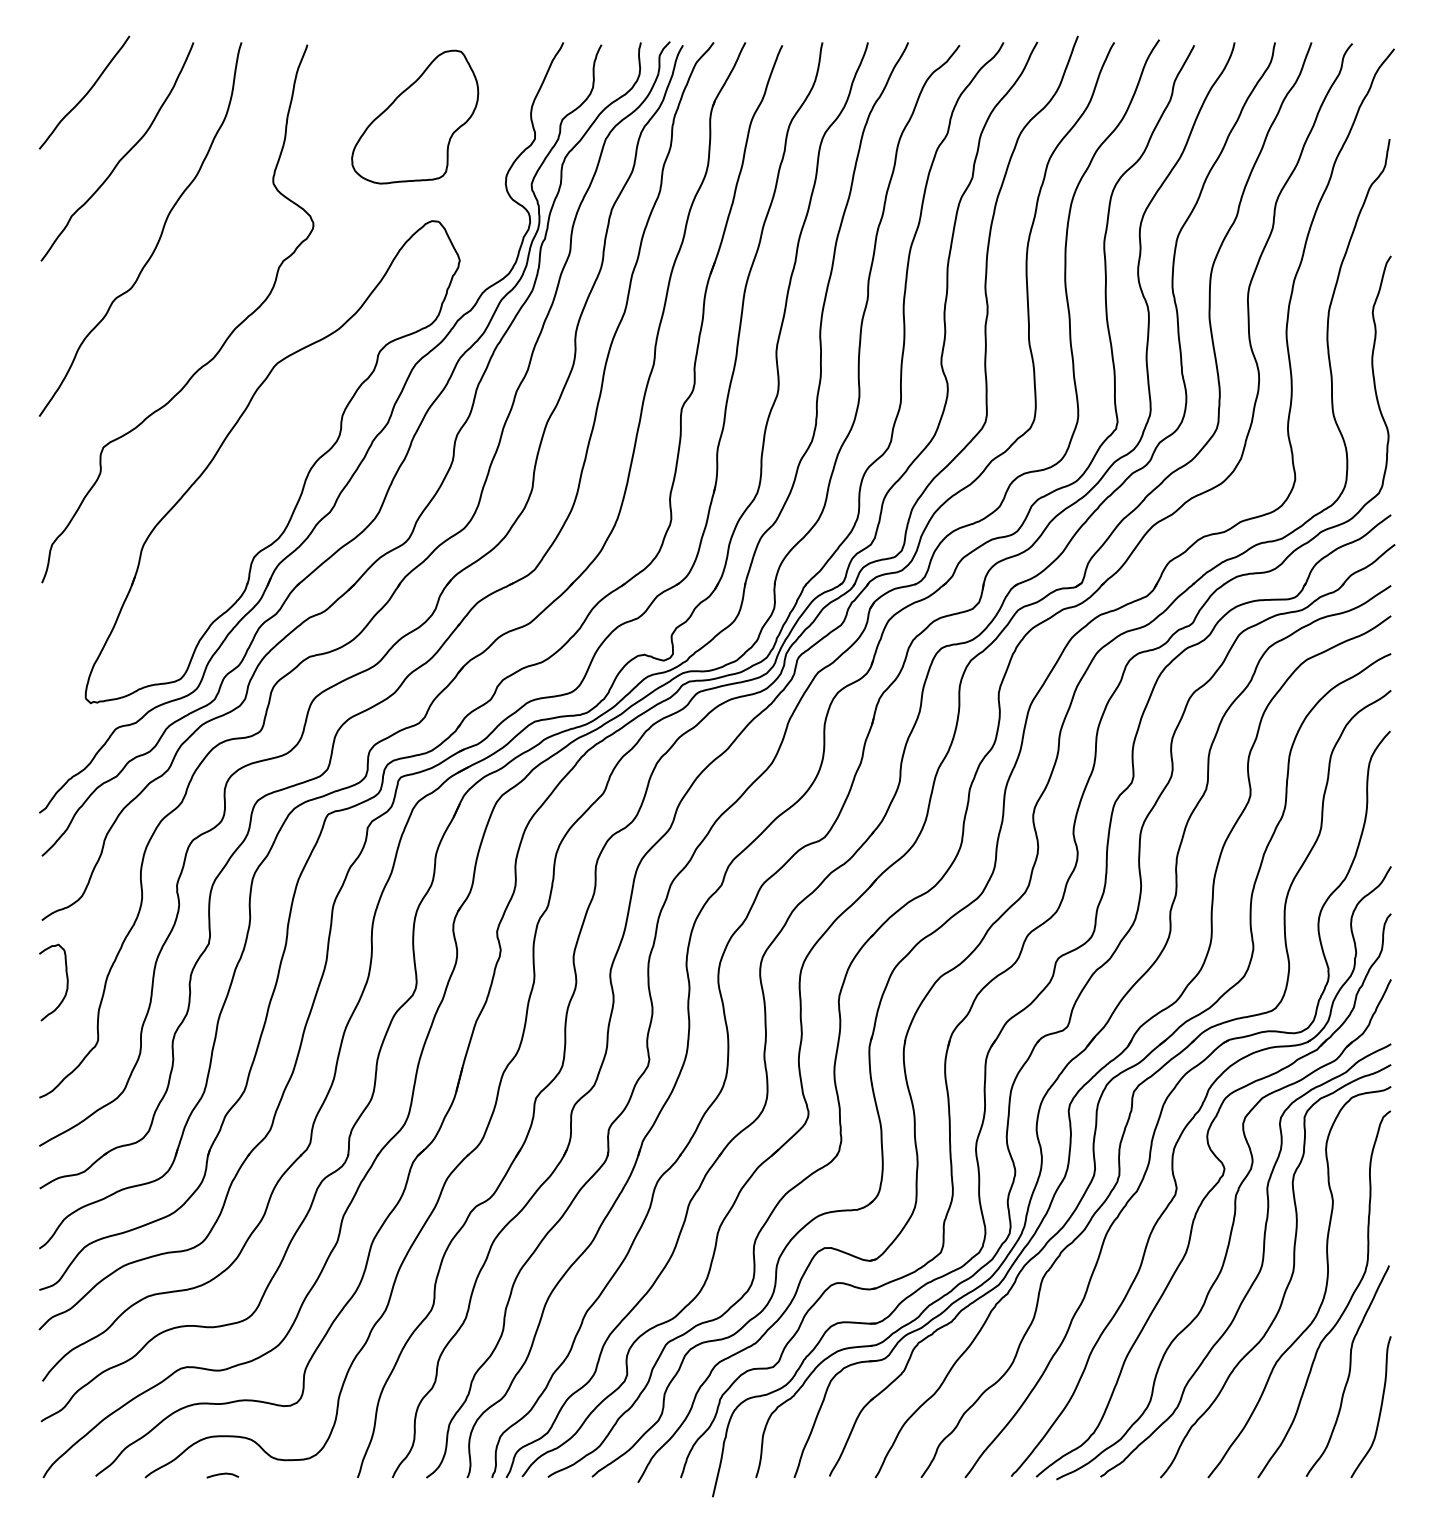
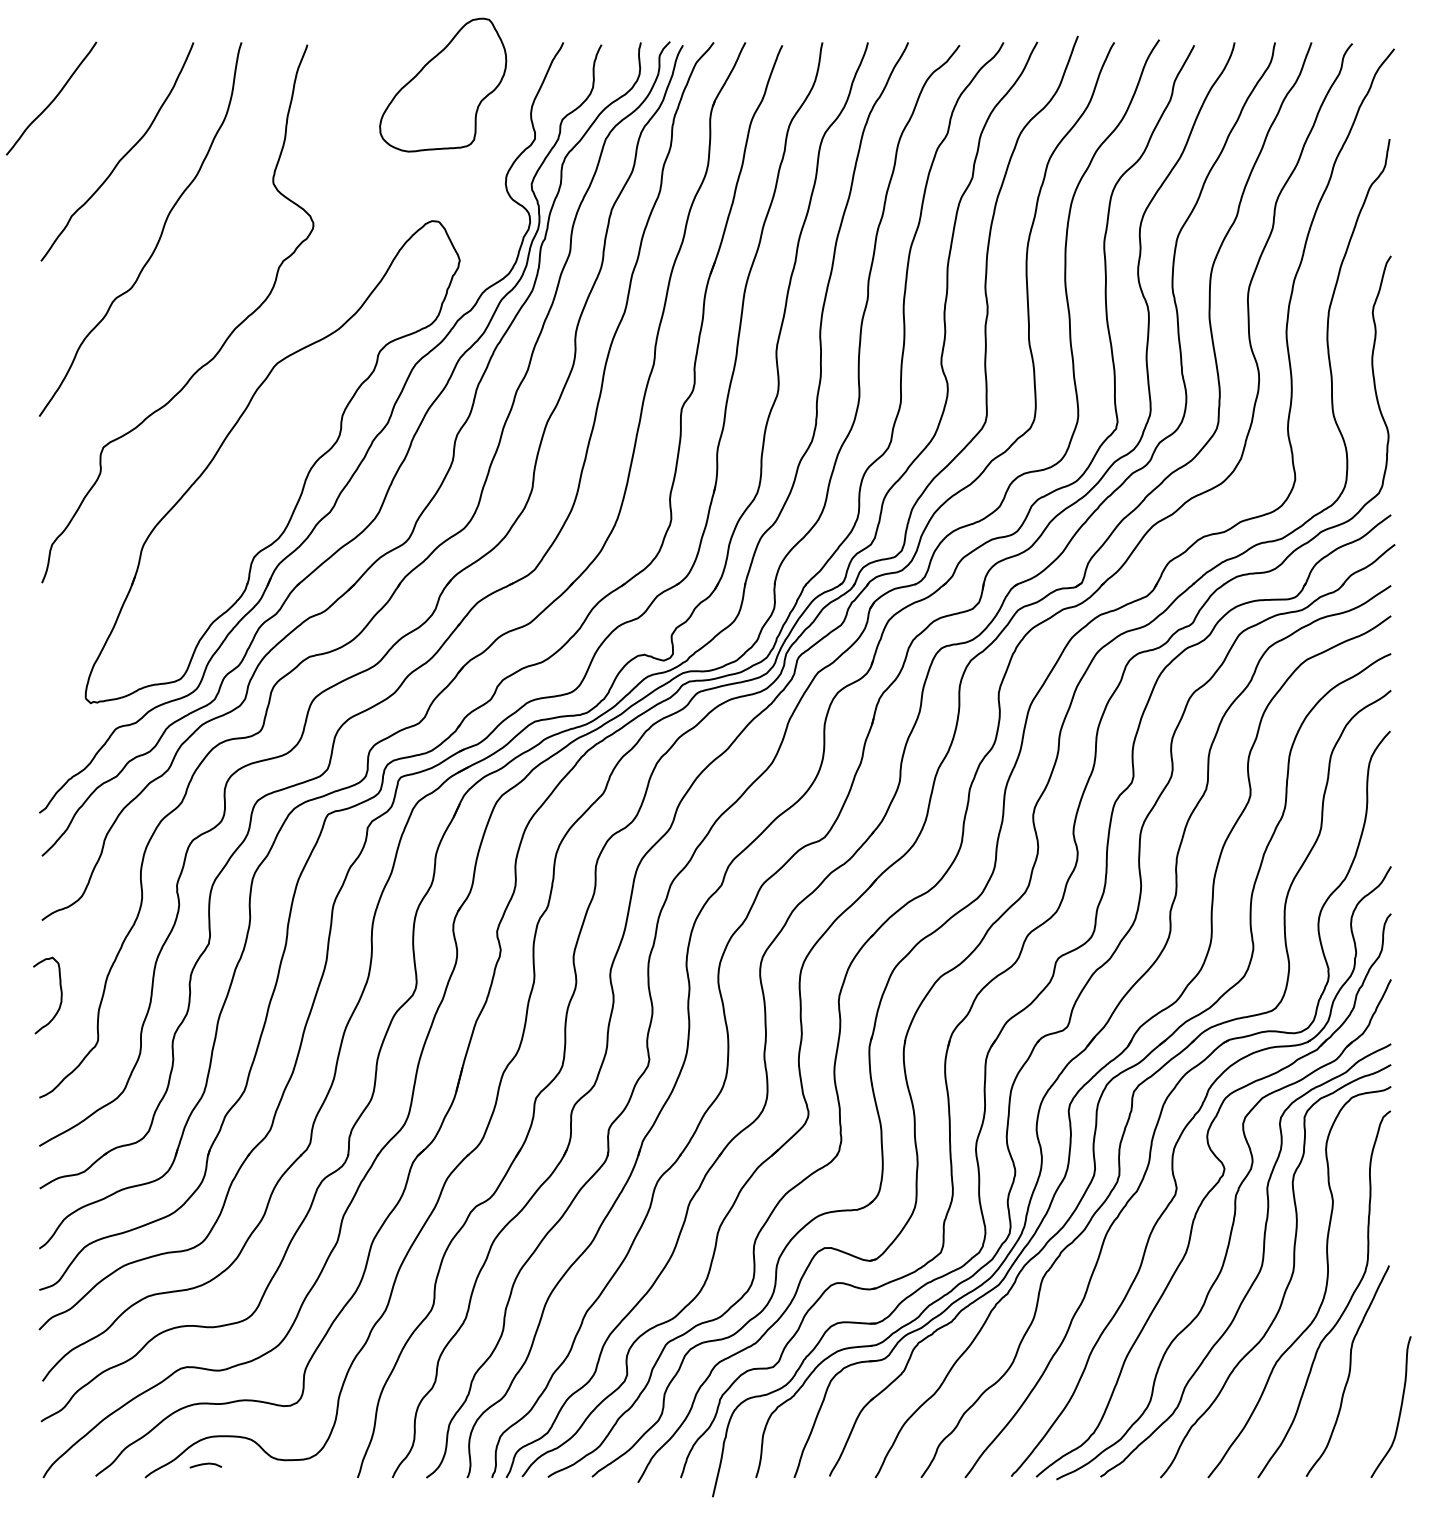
curve position: (85, 93) -> (52, 99) (52, 99)
part position: (415, 116) -> (443, 84) (443, 84)
curve position: (66, 982) -> (60, 995) (60, 995)
curve position: (1379, 1410) -> (1399, 1410) (1399, 1410)
curve position: (222, 1474) -> (205, 1464) (205, 1464)
